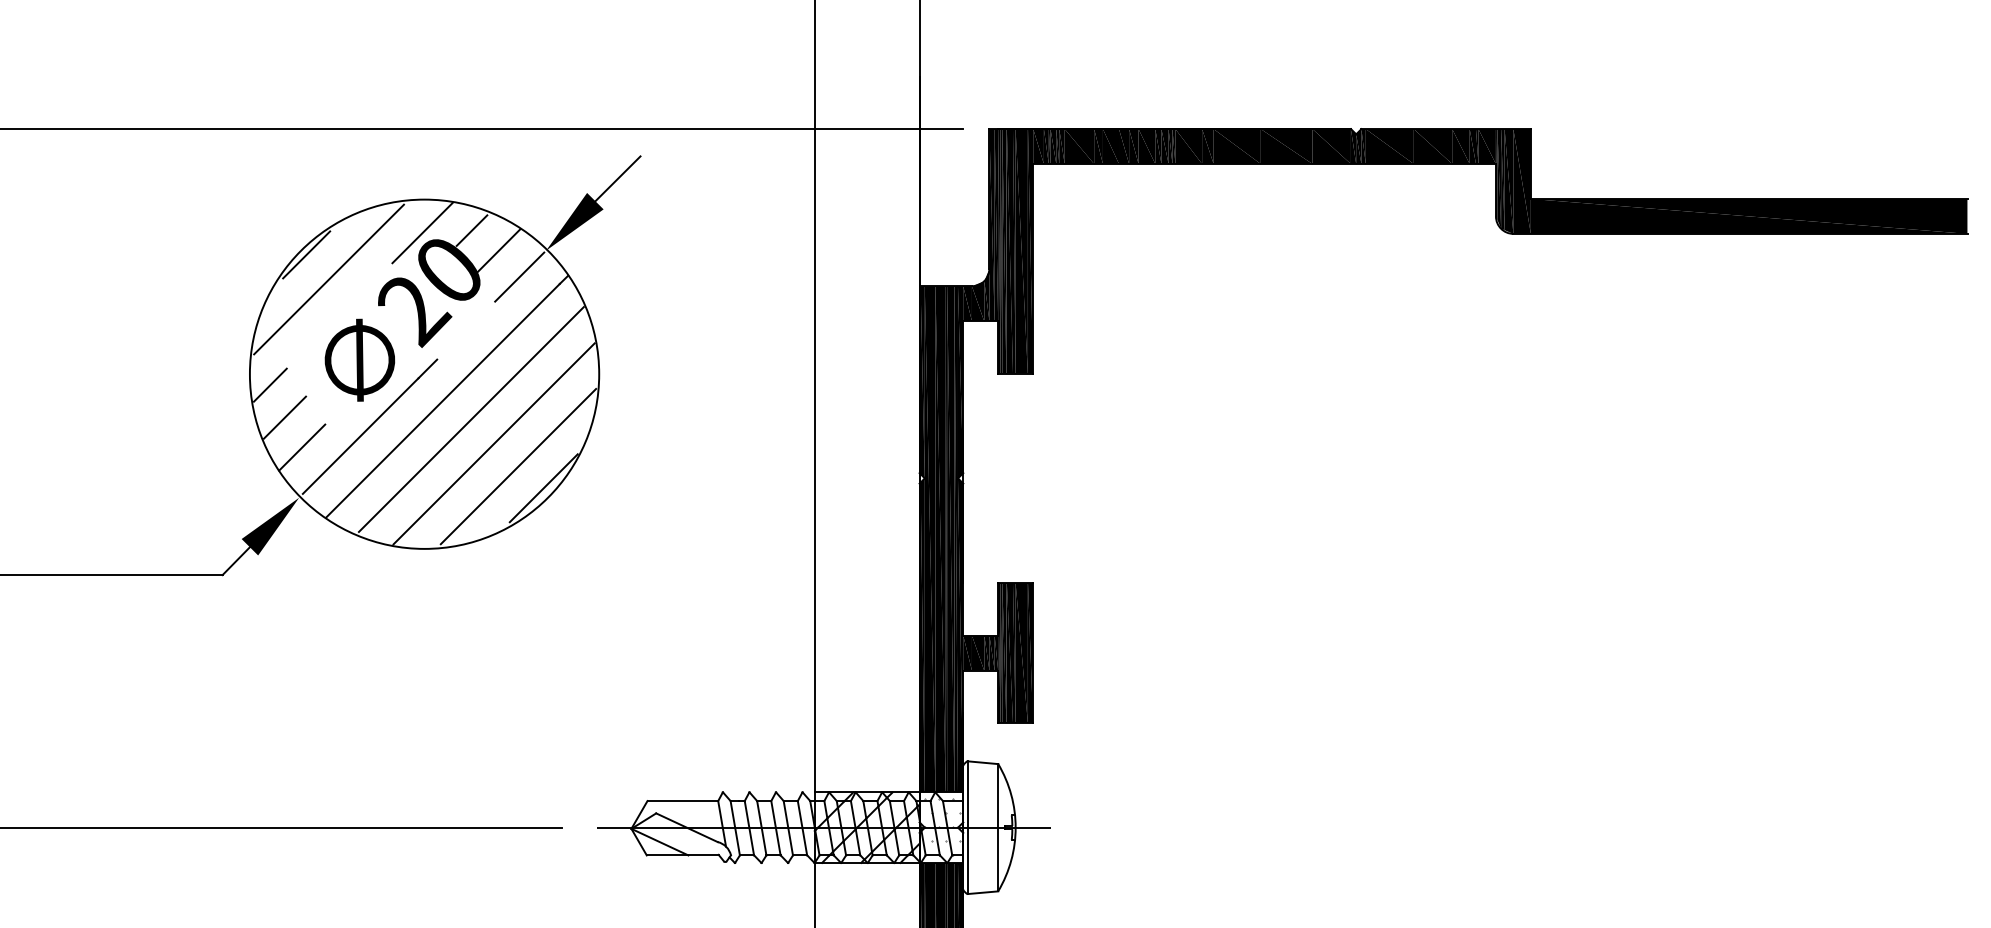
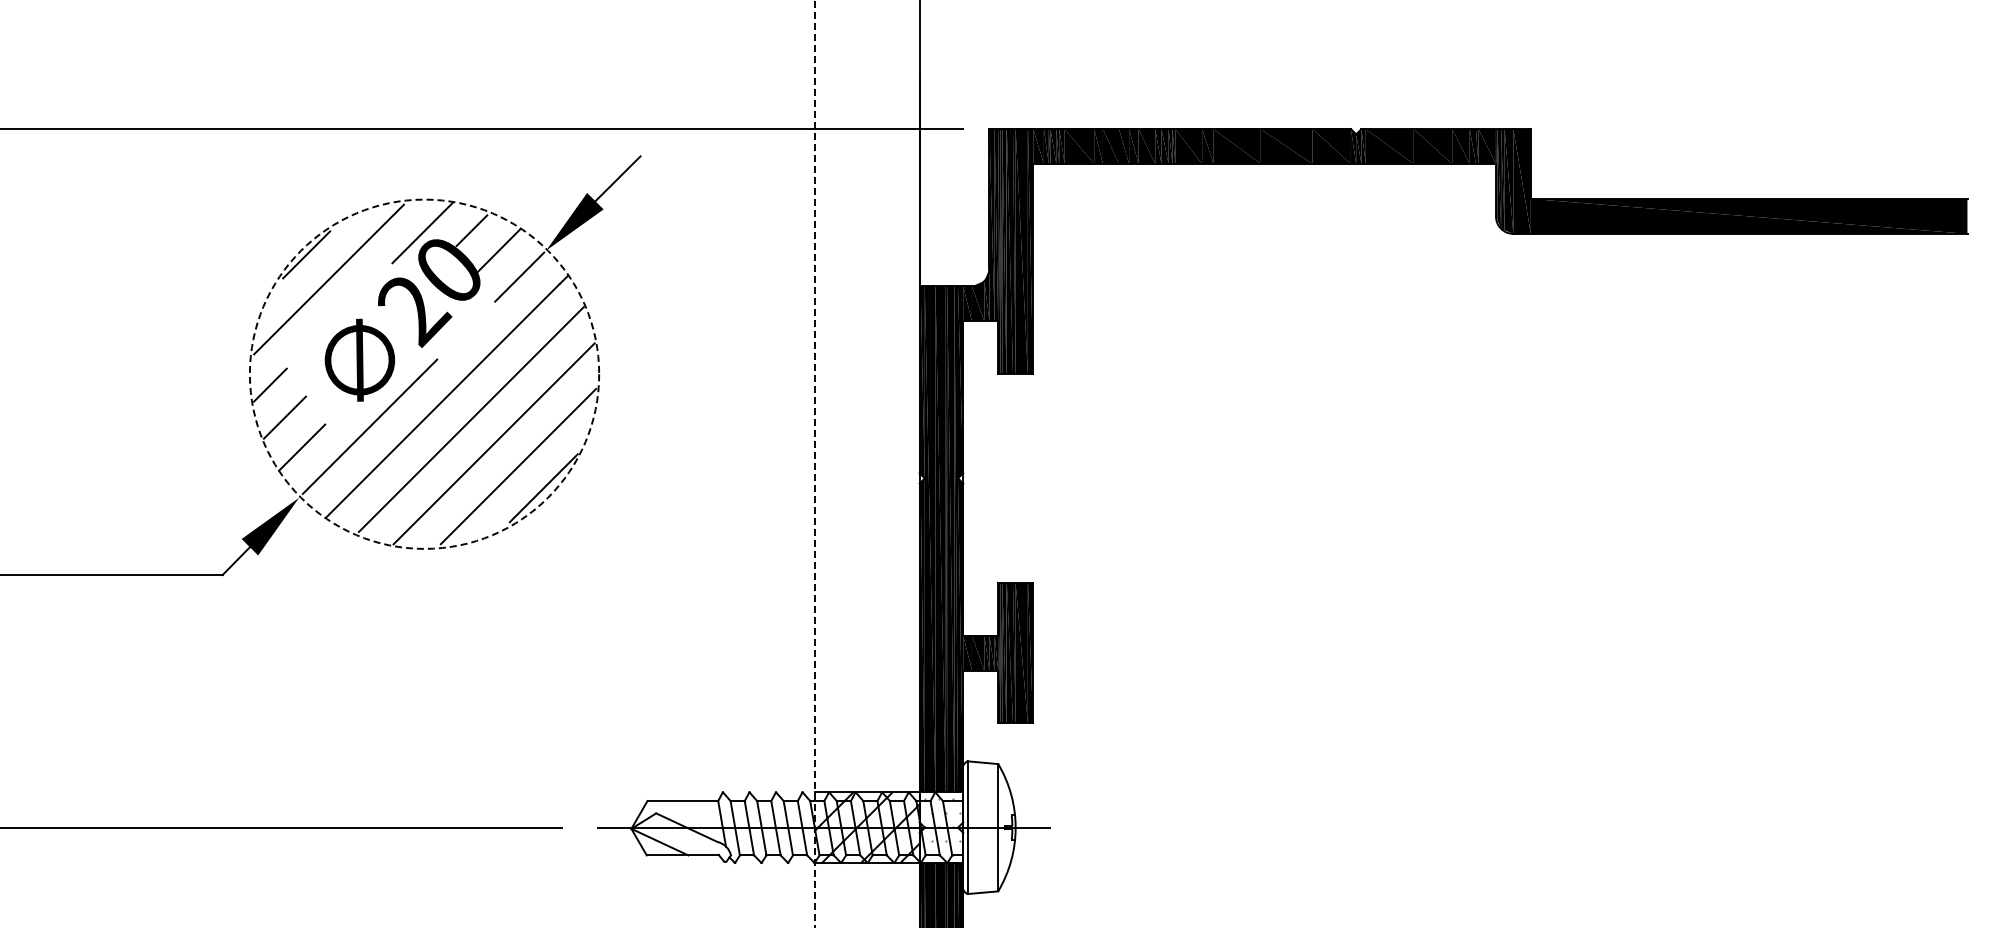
circle: solid -> dashed (424, 373)
line: solid -> dashed (814, 463)
